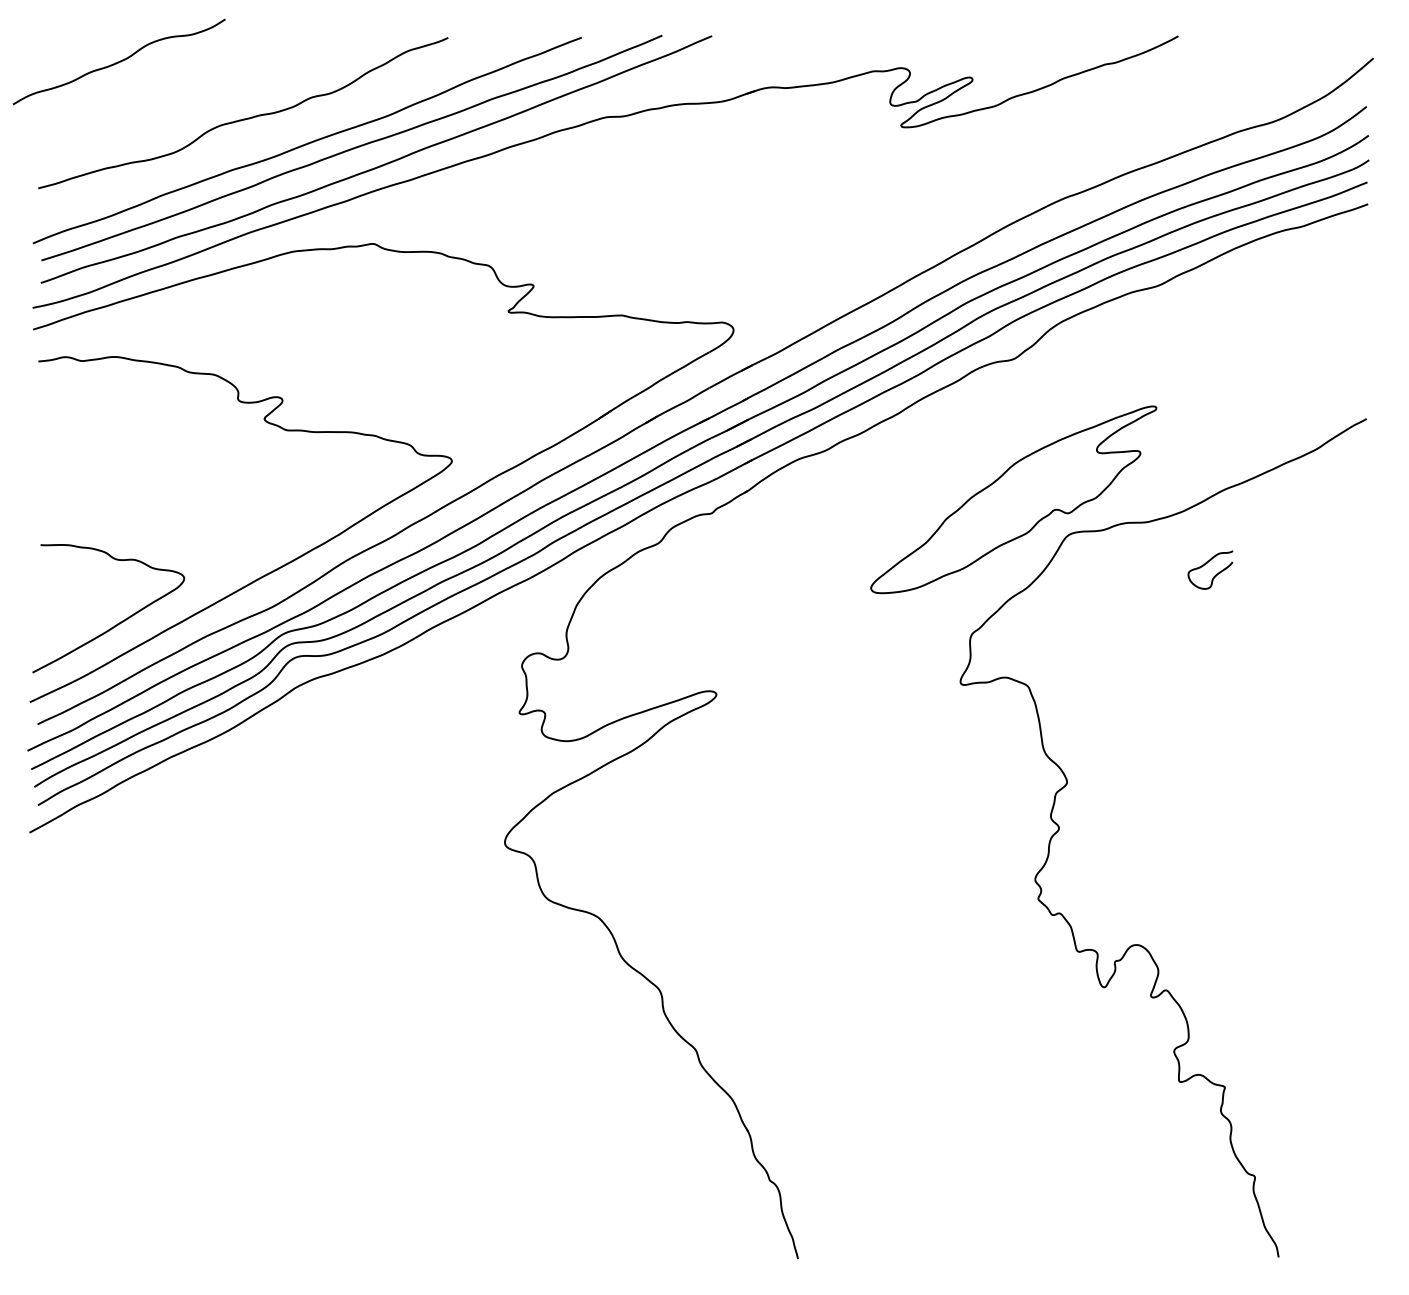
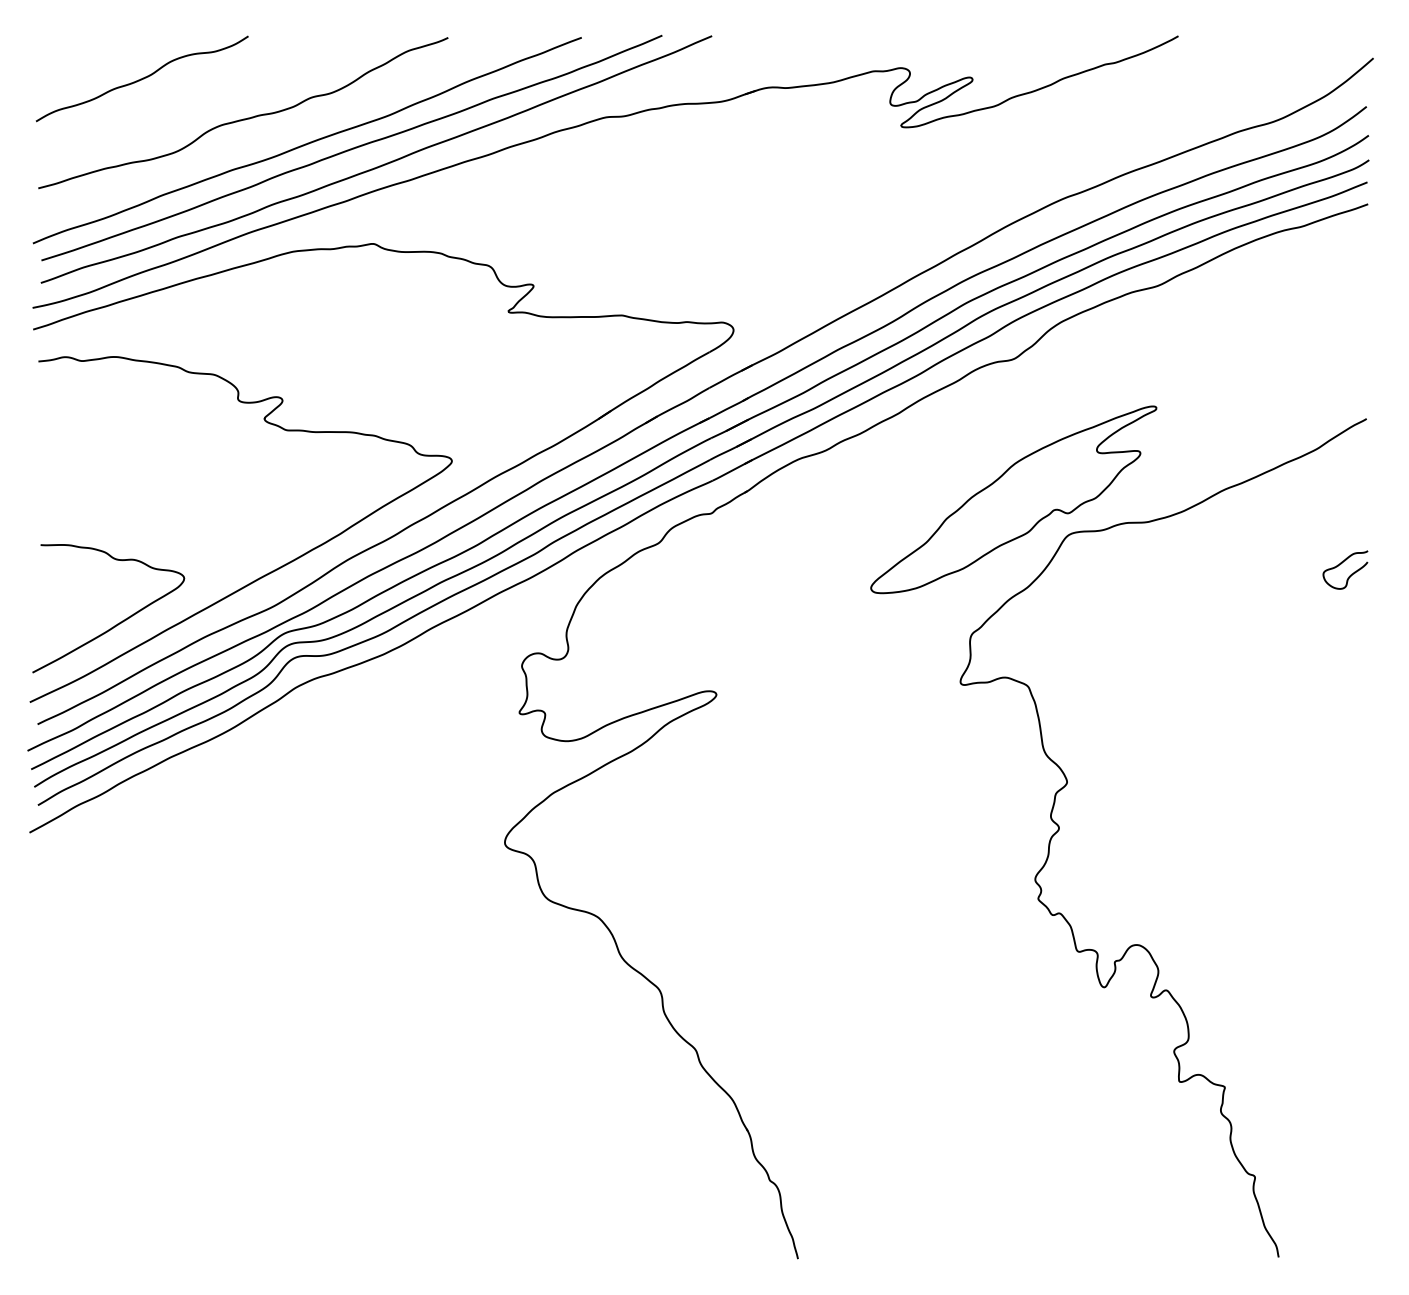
curve position: (118, 61) -> (141, 78) (141, 78)
curve position: (1206, 564) -> (1341, 564) (1341, 564)
